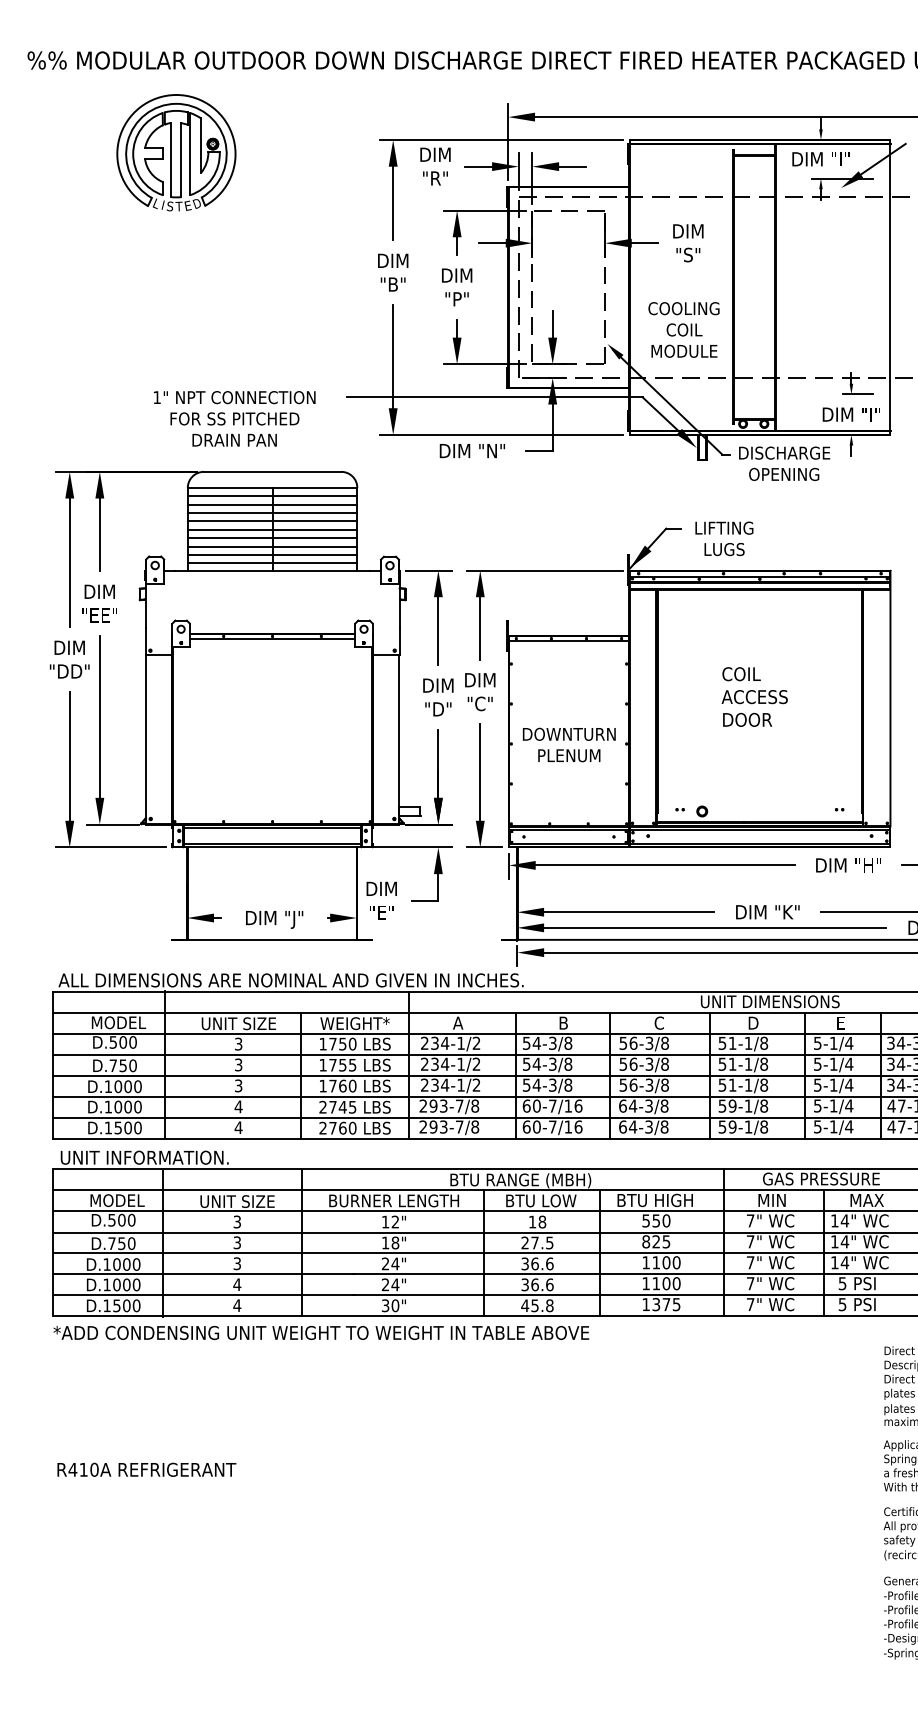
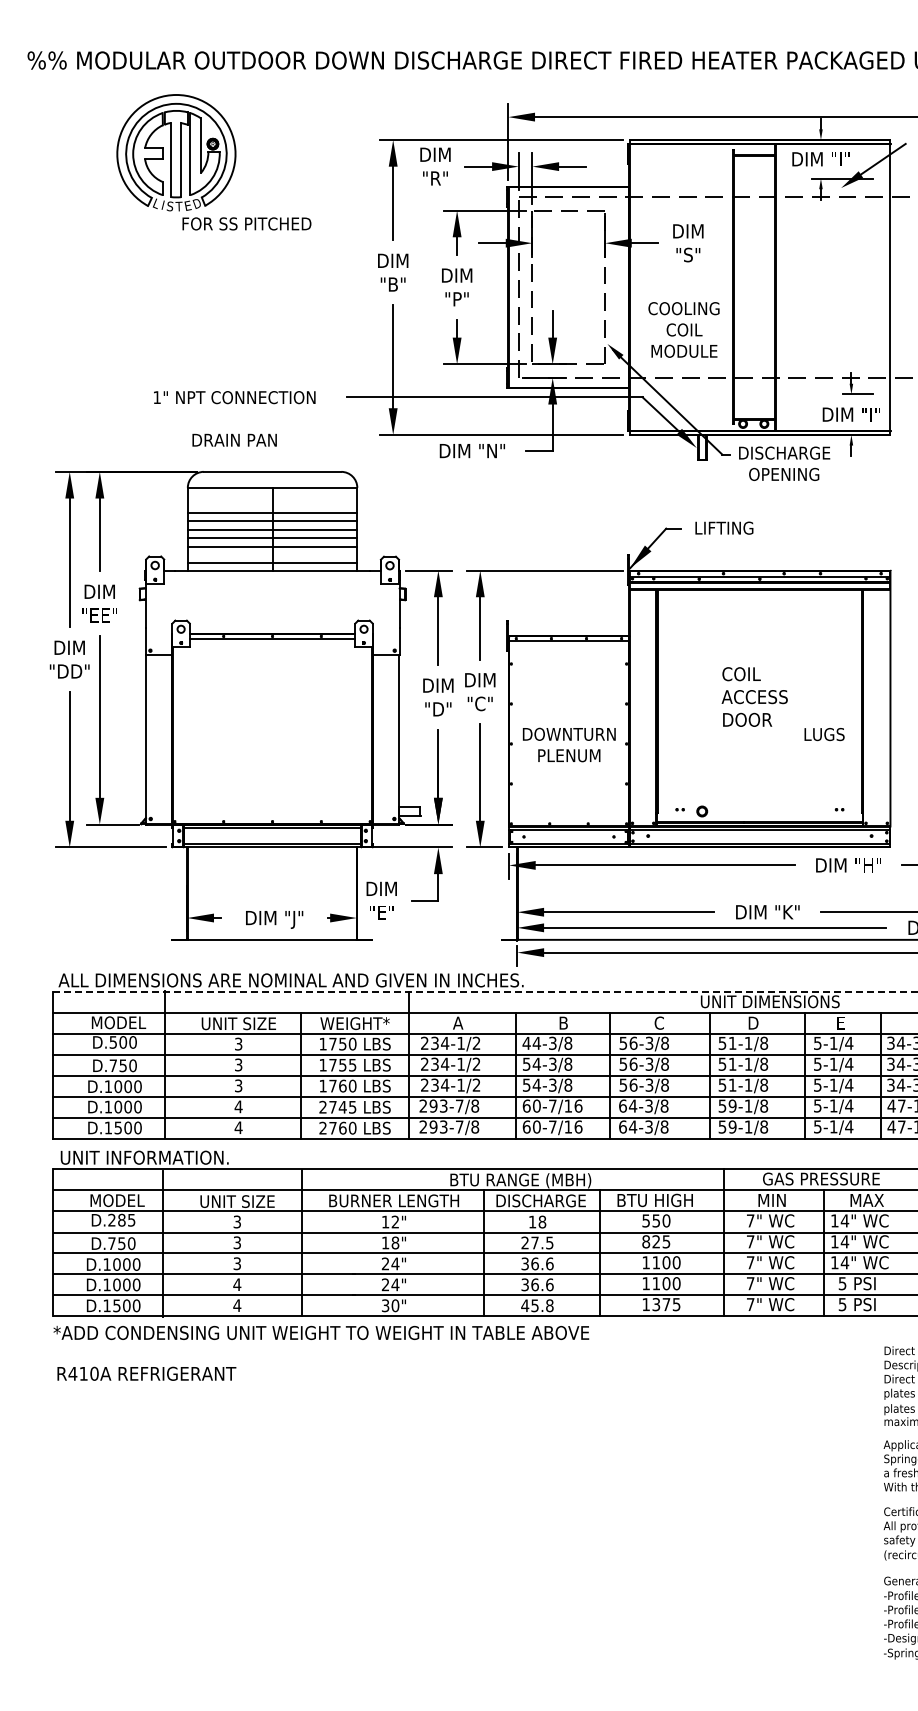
text position: (234, 418) -> (246, 223) (246, 223)
line: present -> none (272, 496)
line: present -> none (272, 504)
text position: (724, 549) -> (824, 734) (824, 734)
line: present -> none (272, 555)
line: solid -> dashed (485, 992)
text: 54-3/8 -> 44-3/8 (526, 1042)
text: BTU LOW -> DISCHARGE (540, 1200)
text: D.500 -> D.285 (121, 1219)
text position: (146, 1469) -> (146, 1373) (146, 1373)
